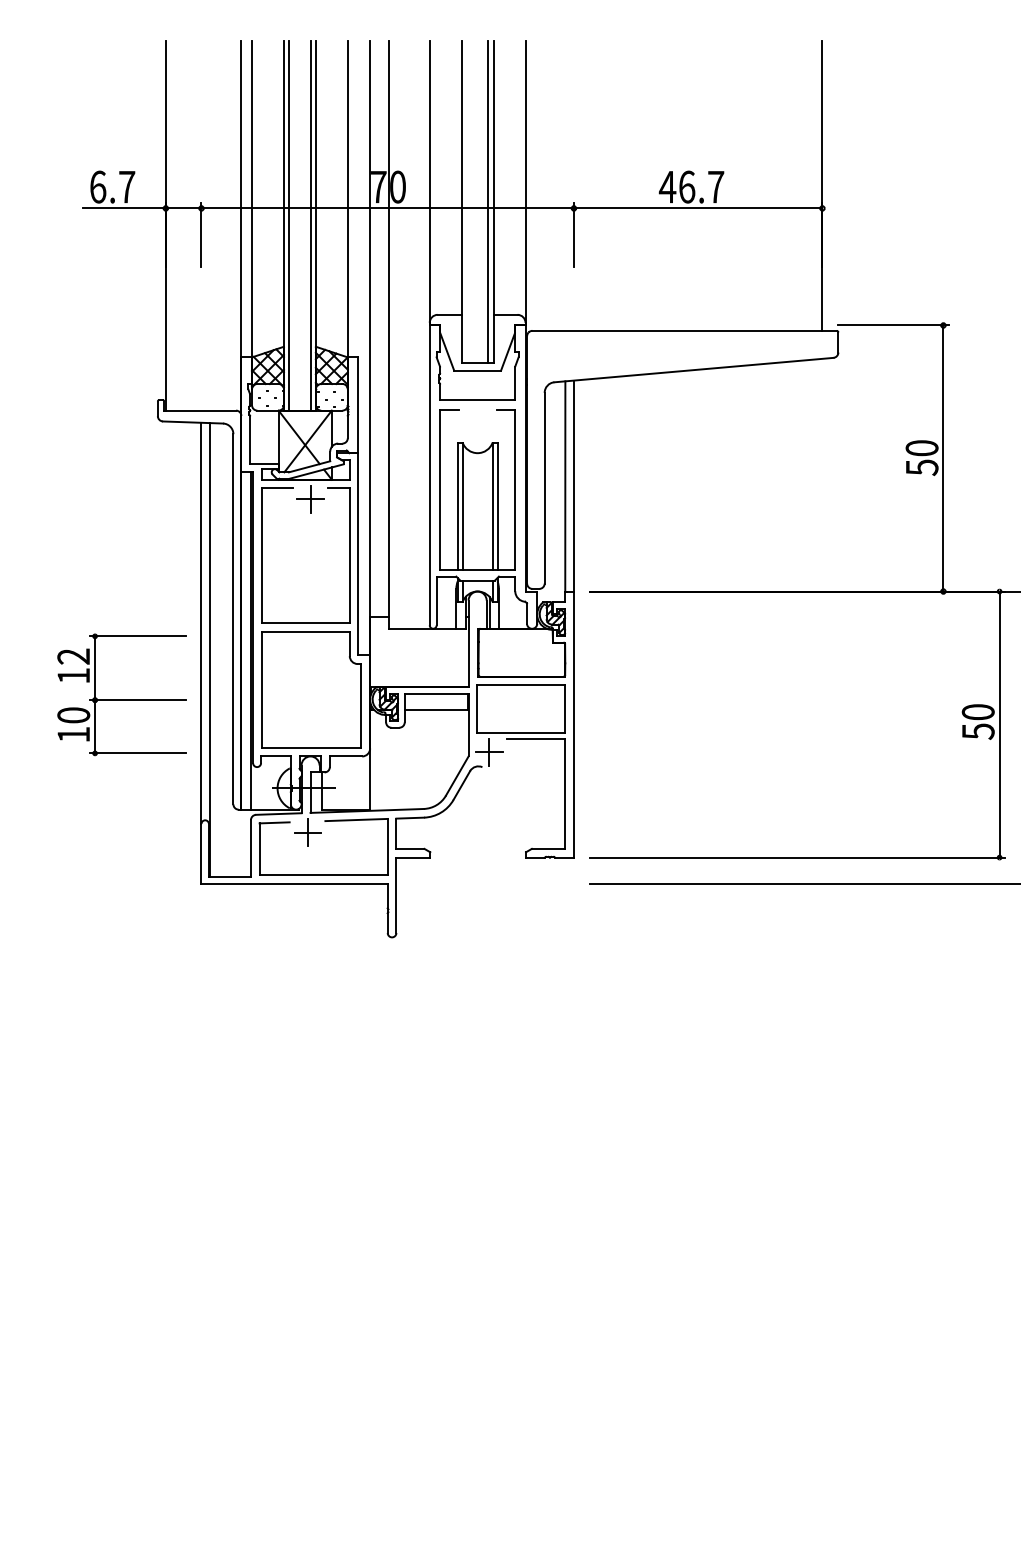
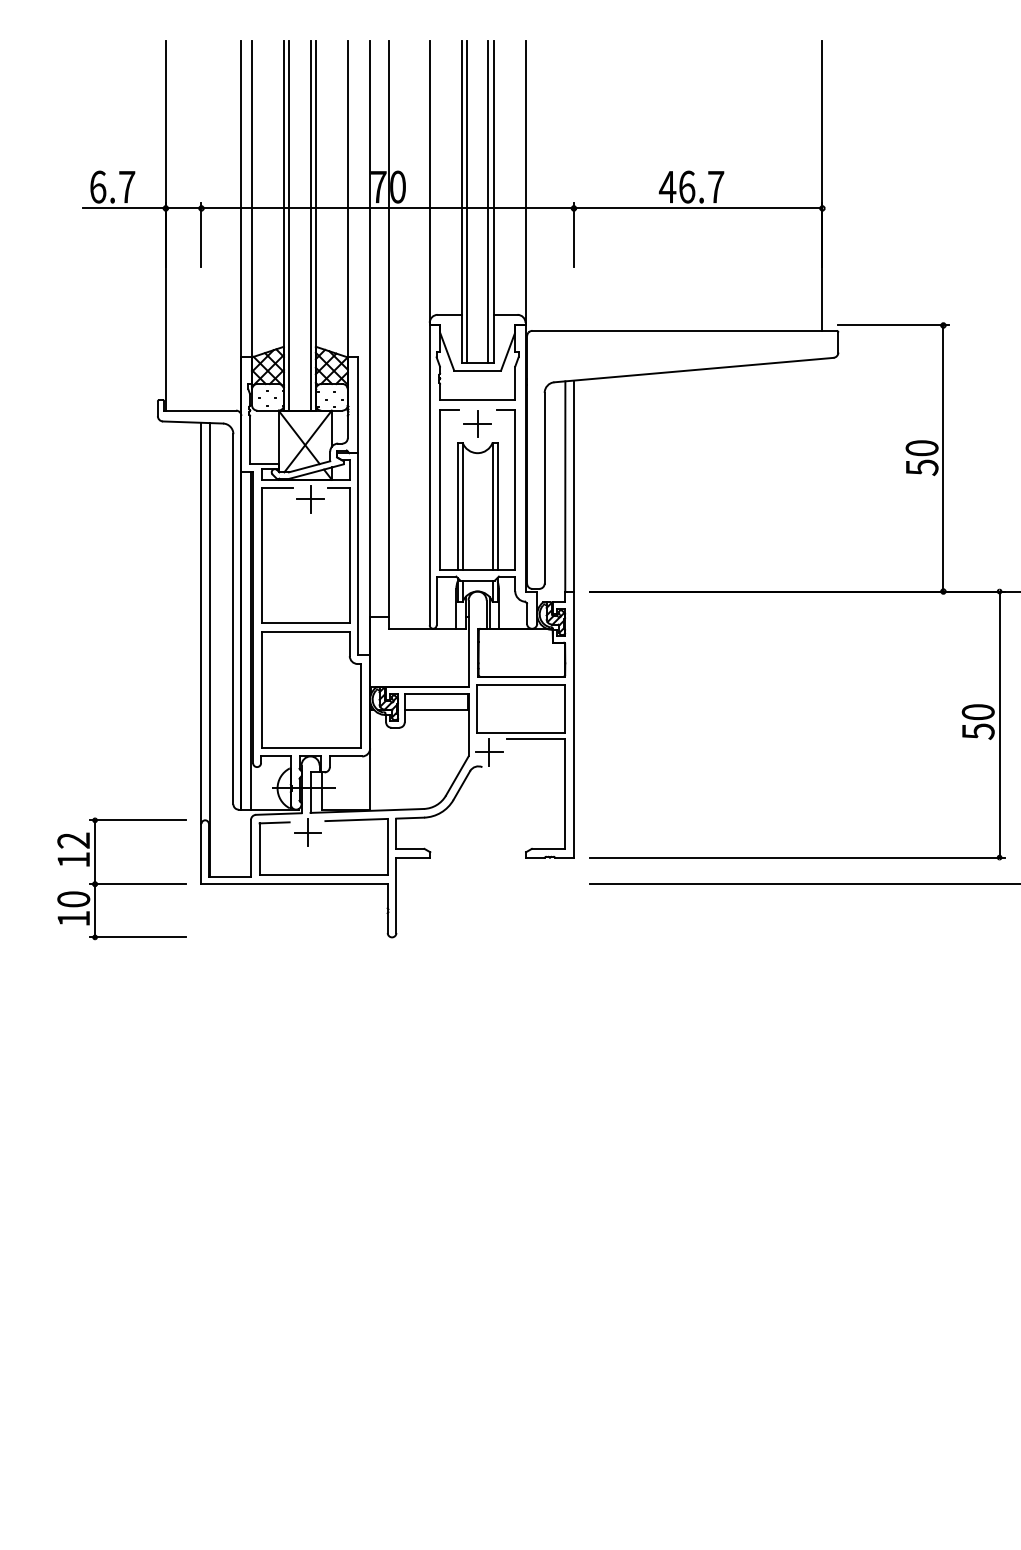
line: none -> present (466, 201)
part: none -> present (477, 423)
part position: (121, 694) -> (121, 878) (121, 878)
